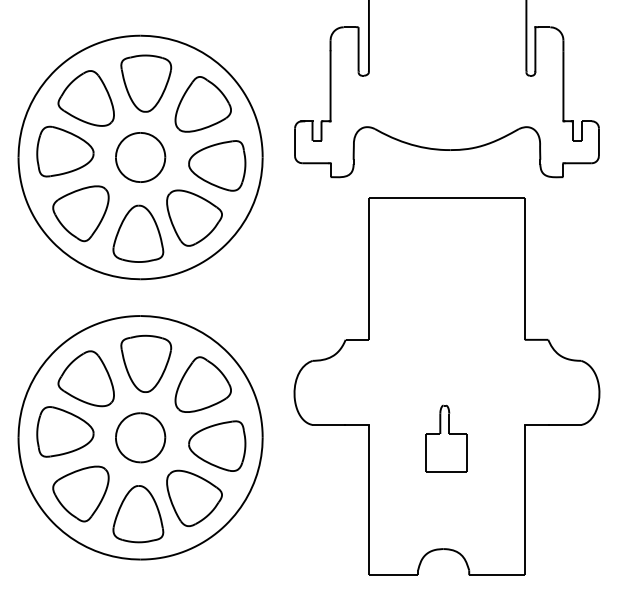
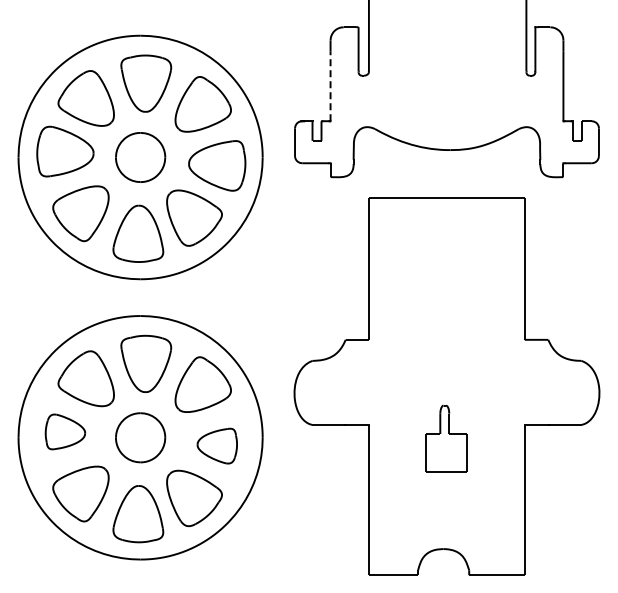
line: solid -> dashed (330, 85)
part size: 59x52 px -> 42x38 px (64, 431)
part size: 59x52 px -> 42x38 px (216, 445)
